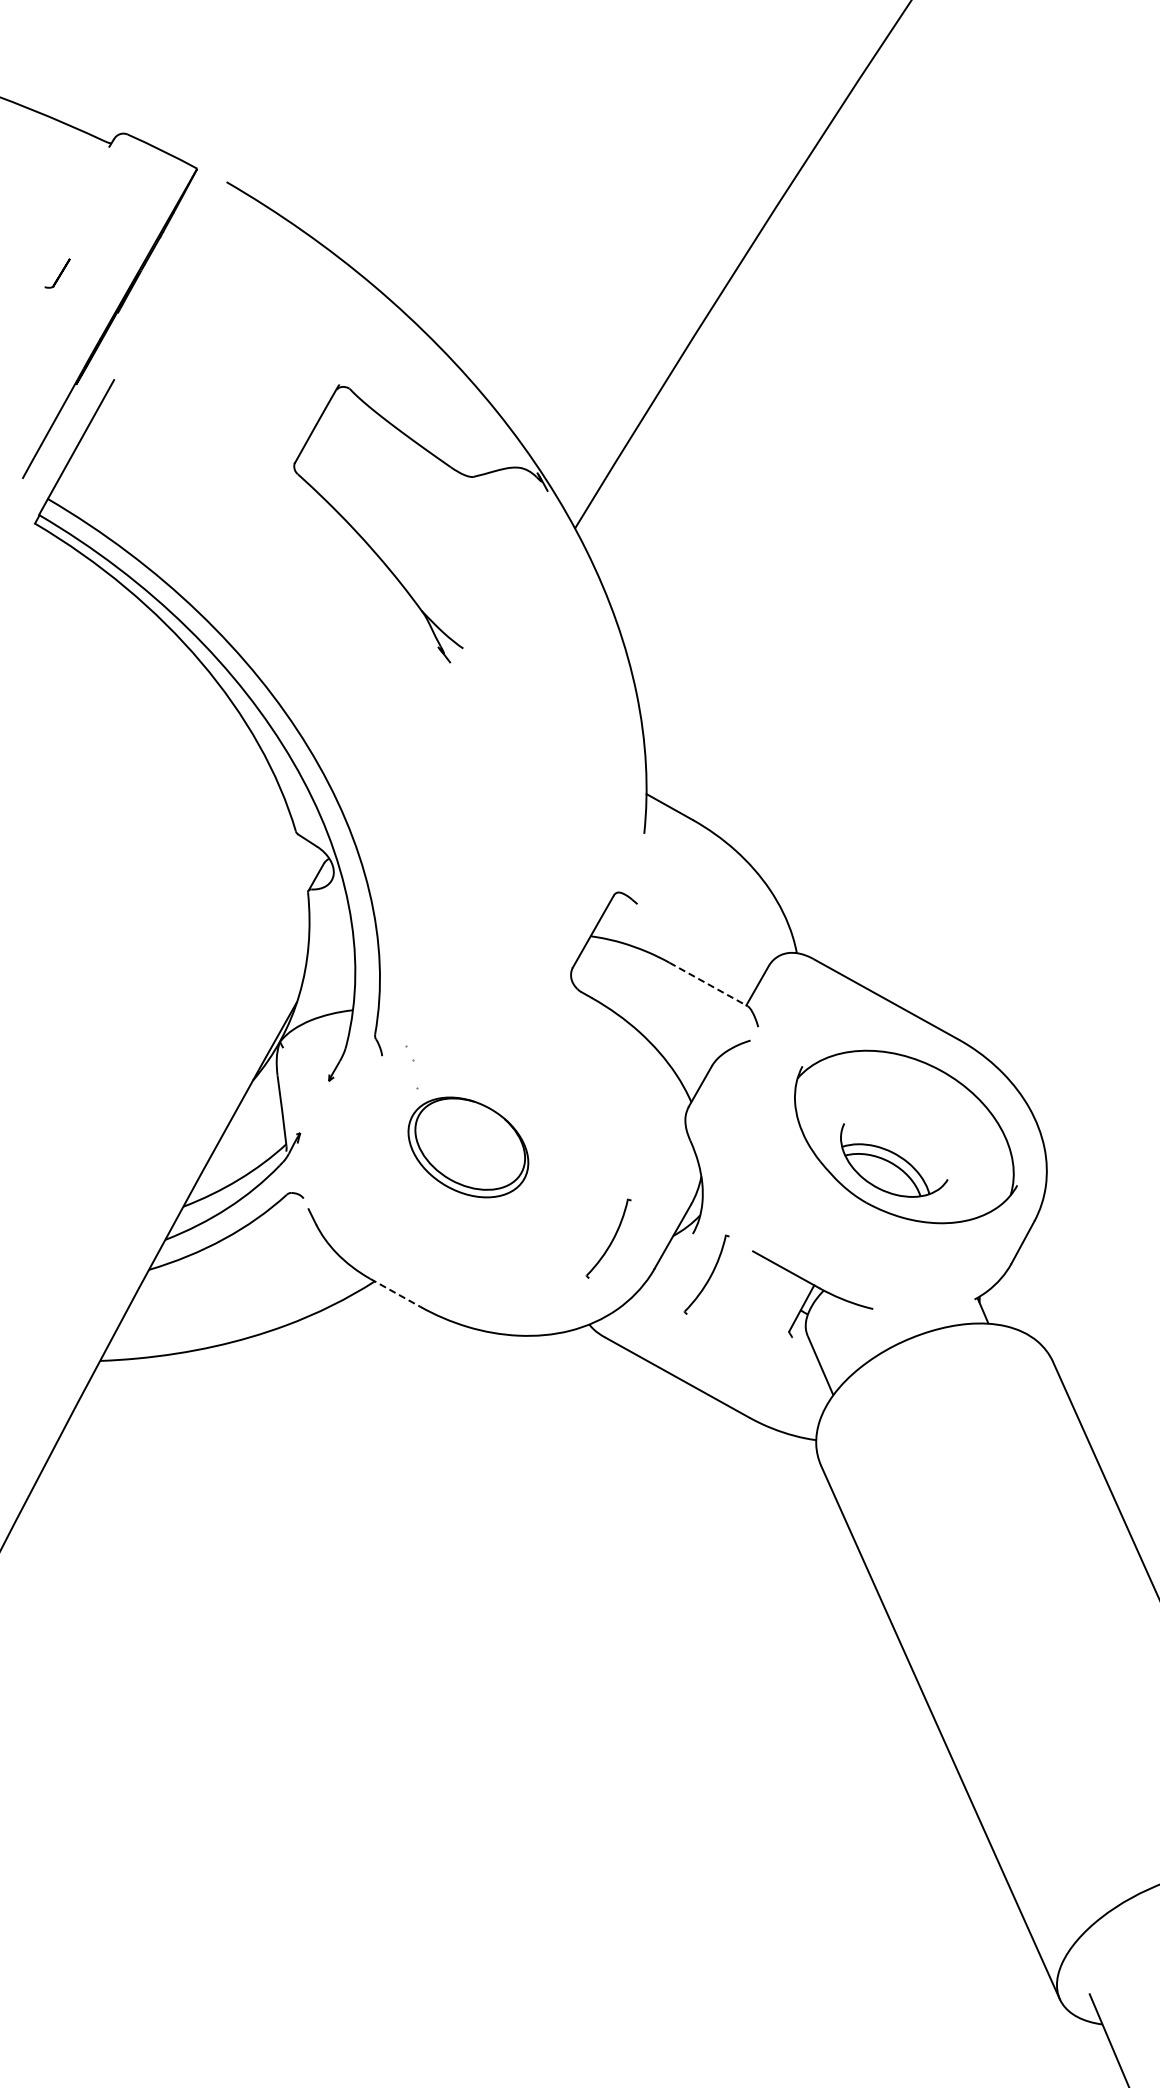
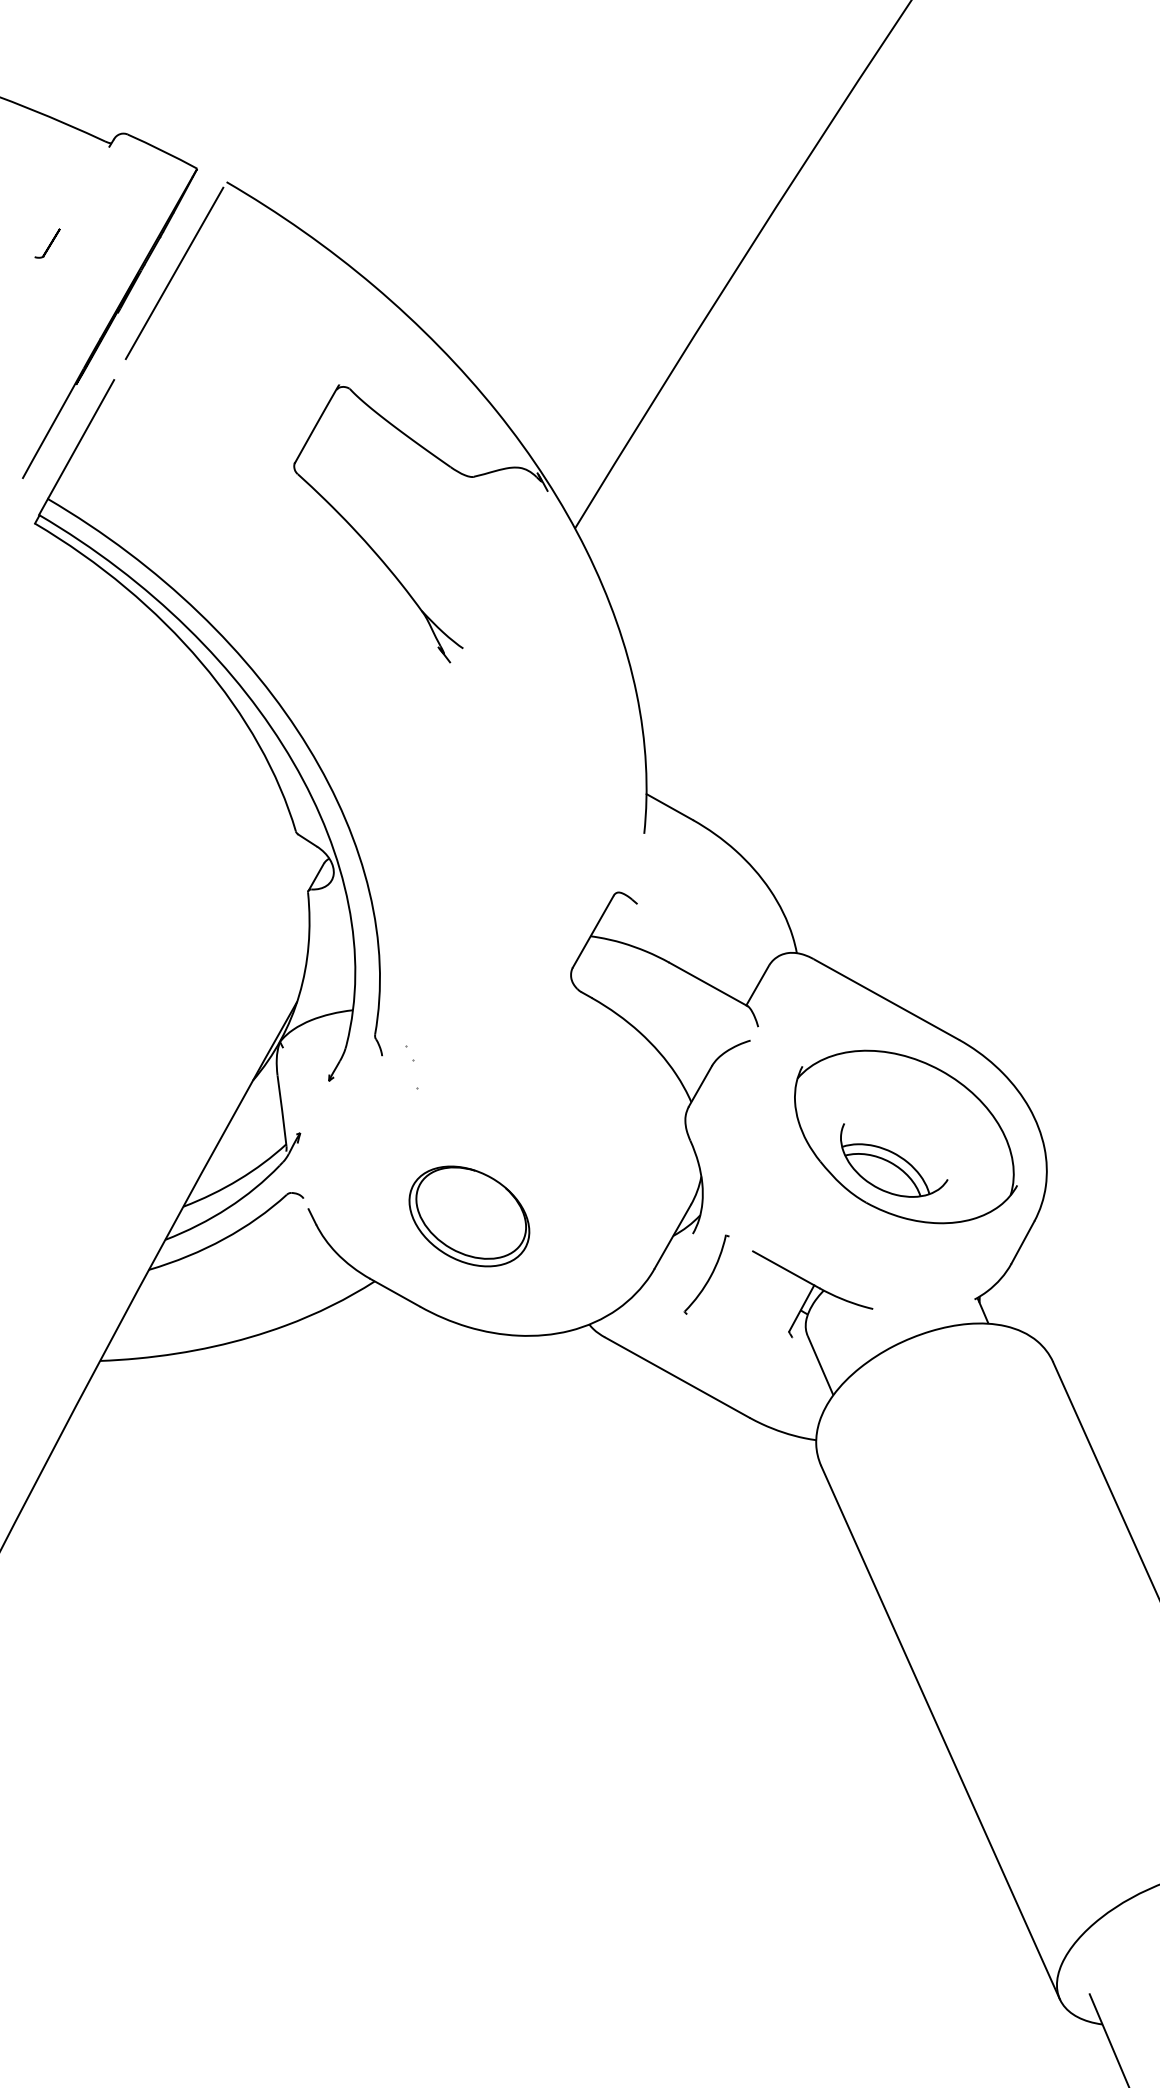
part position: (57, 273) -> (47, 243) (47, 243)
line: none -> present (174, 273)
line: dashed -> solid (708, 984)
part position: (468, 1147) -> (469, 1216) (469, 1216)
part: present -> none (608, 1238)
line: dashed -> solid (395, 1292)
